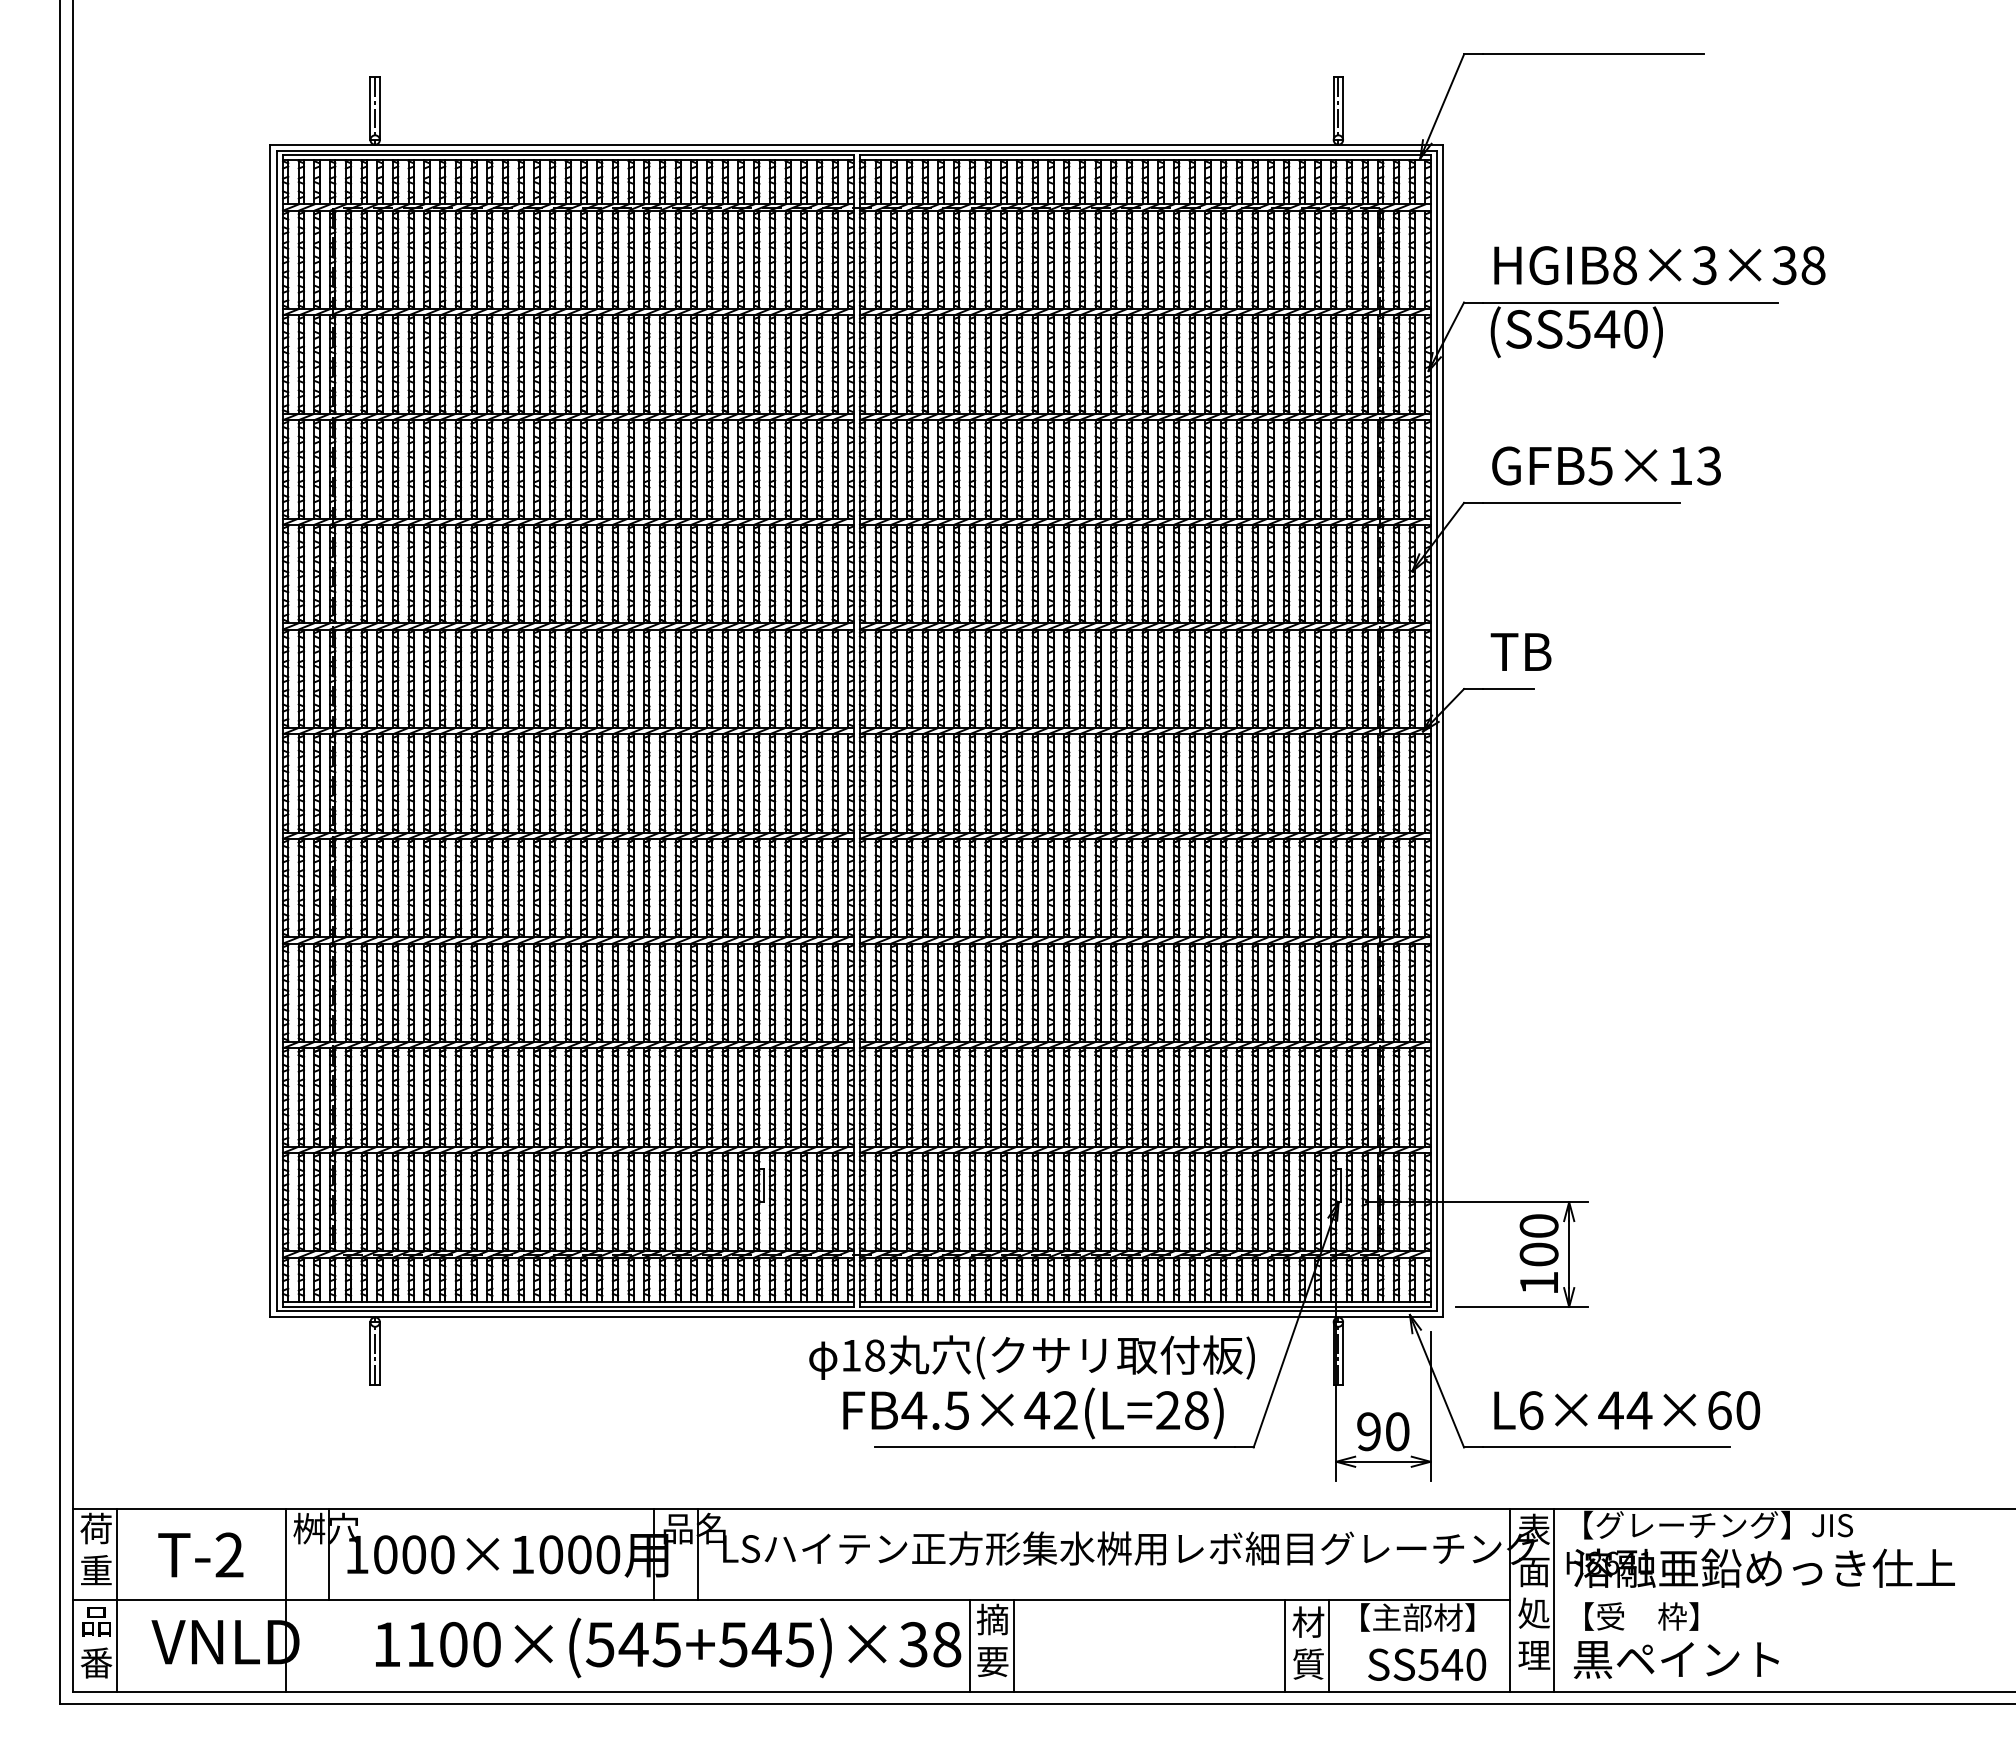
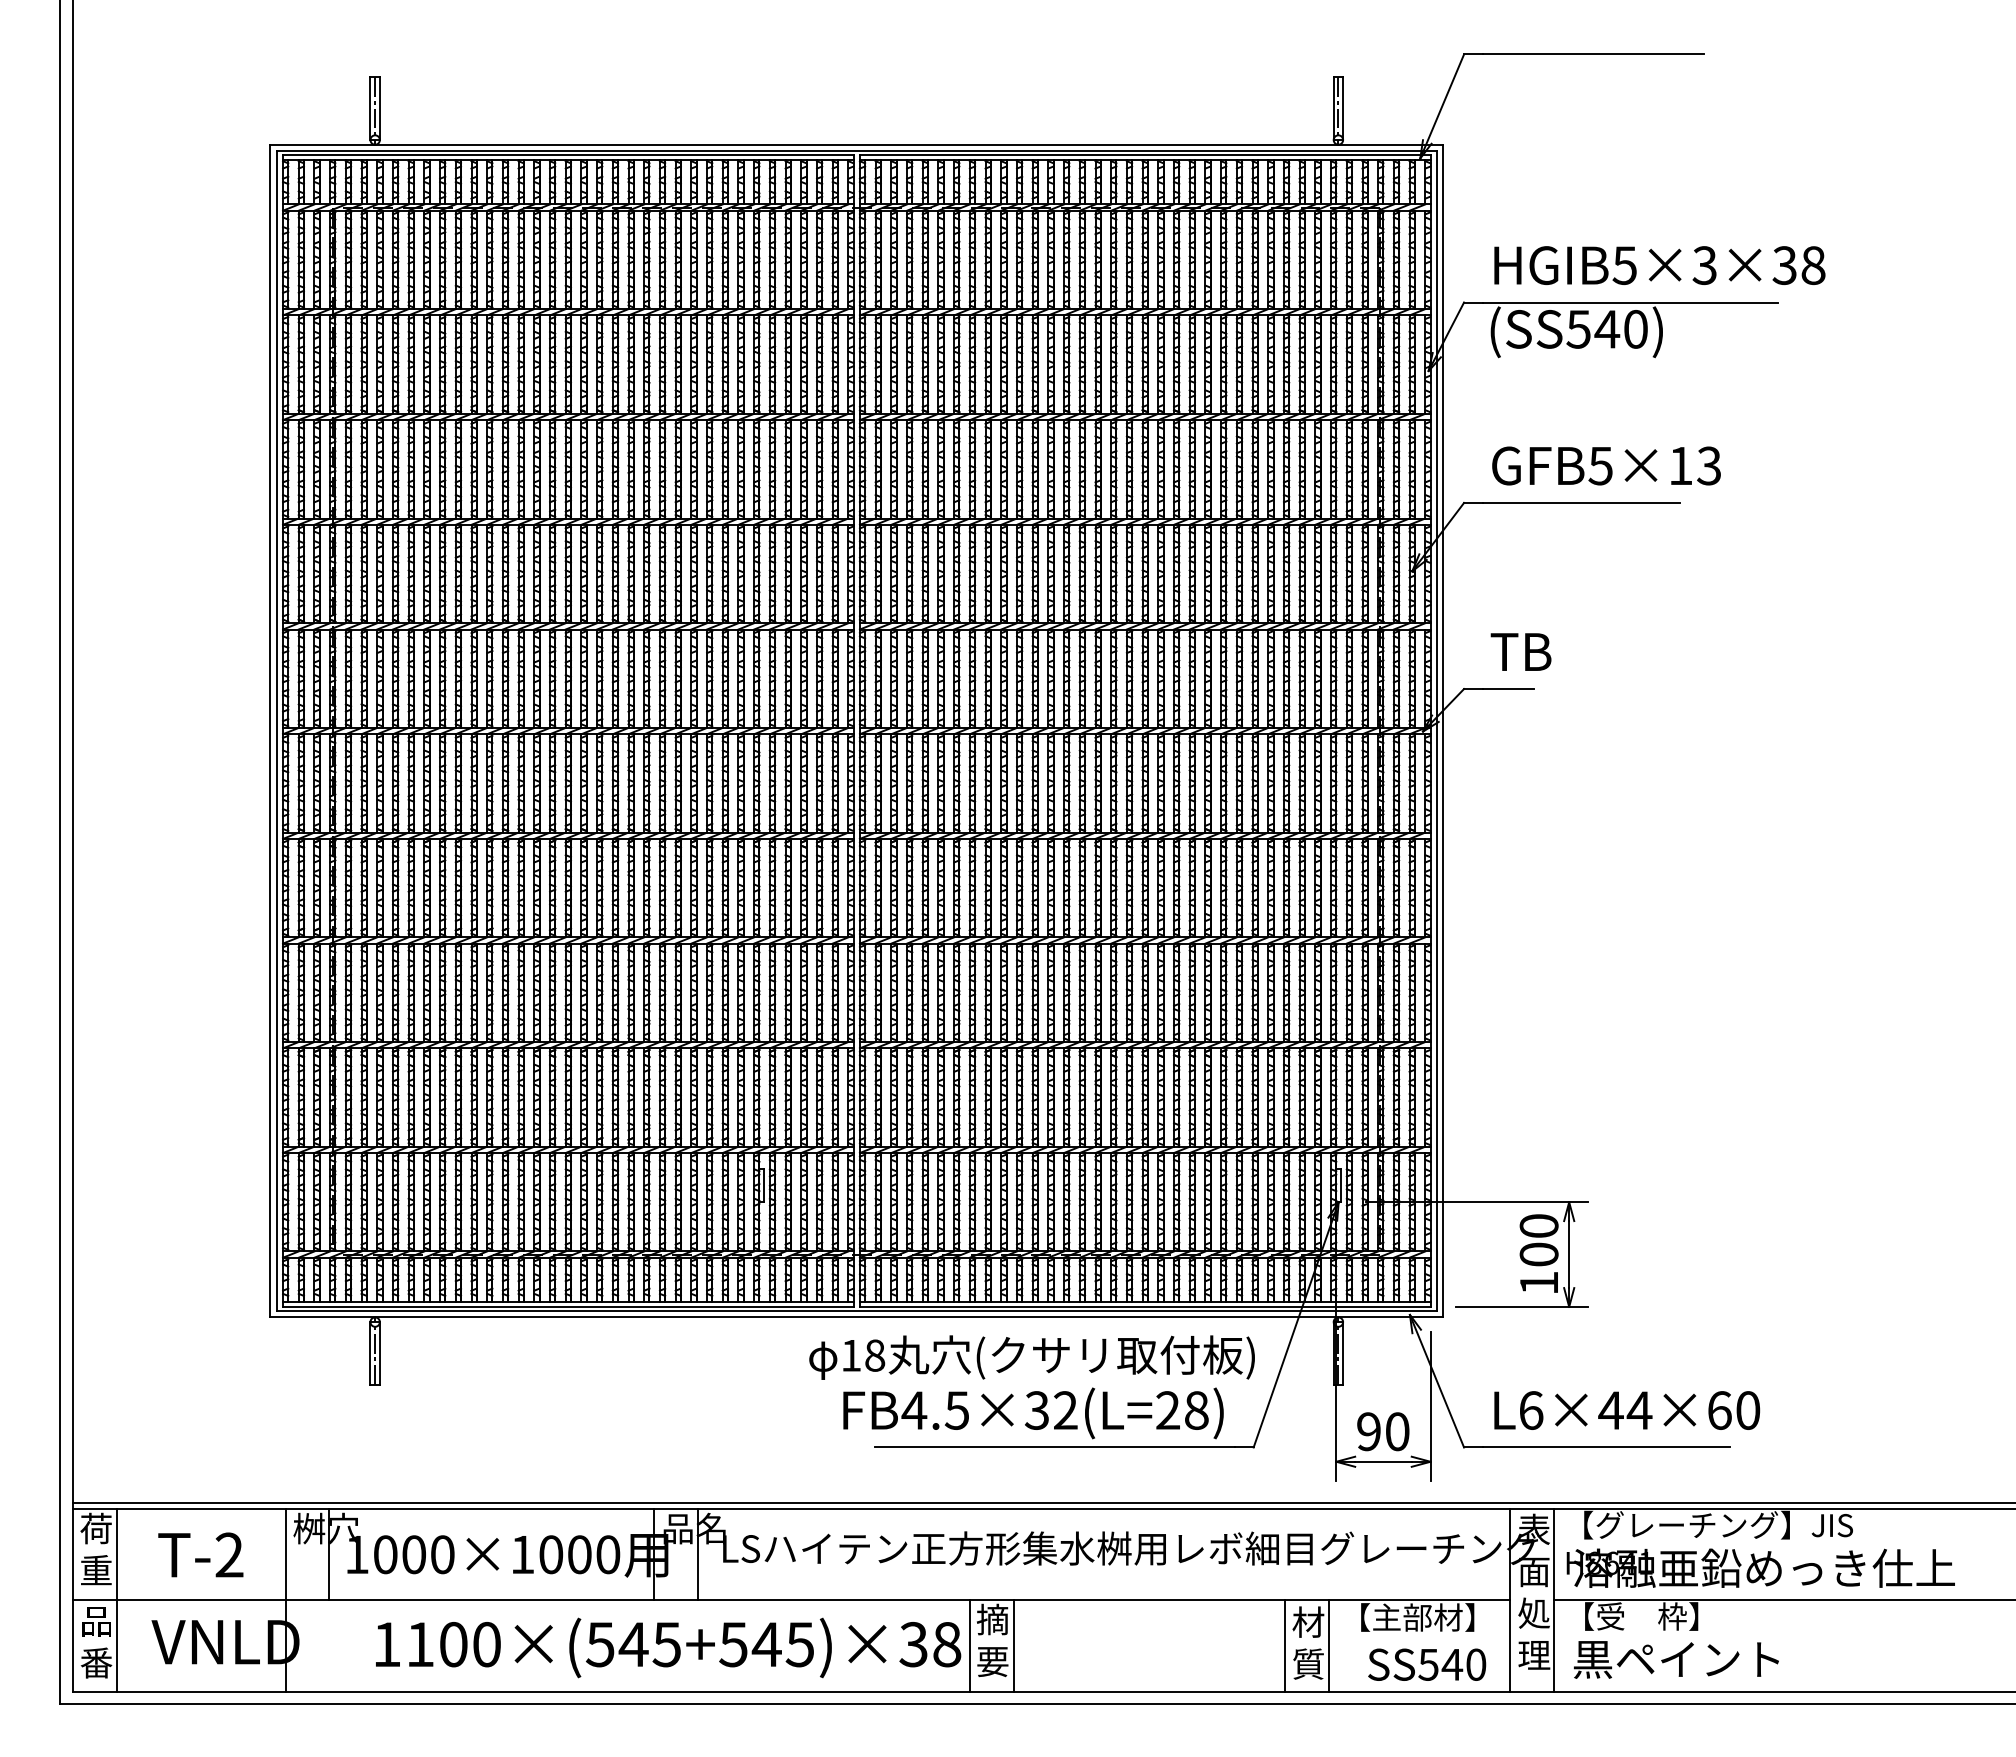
text: HGIB8×3×38 -> HGIB5×3×38 (1624, 265)
text: FB4.5×42(L=28) -> FB4.5×32(L=28) (1037, 1410)
line: none -> present (1042, 1502)
line: none -> present (1782, 1600)
